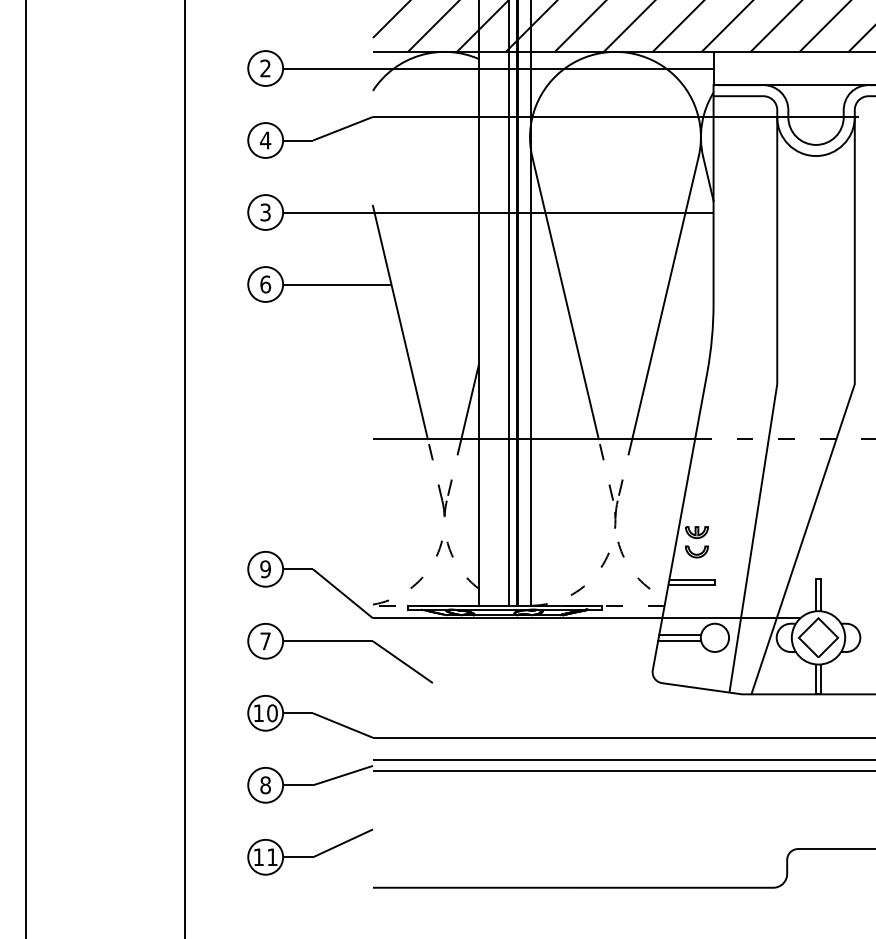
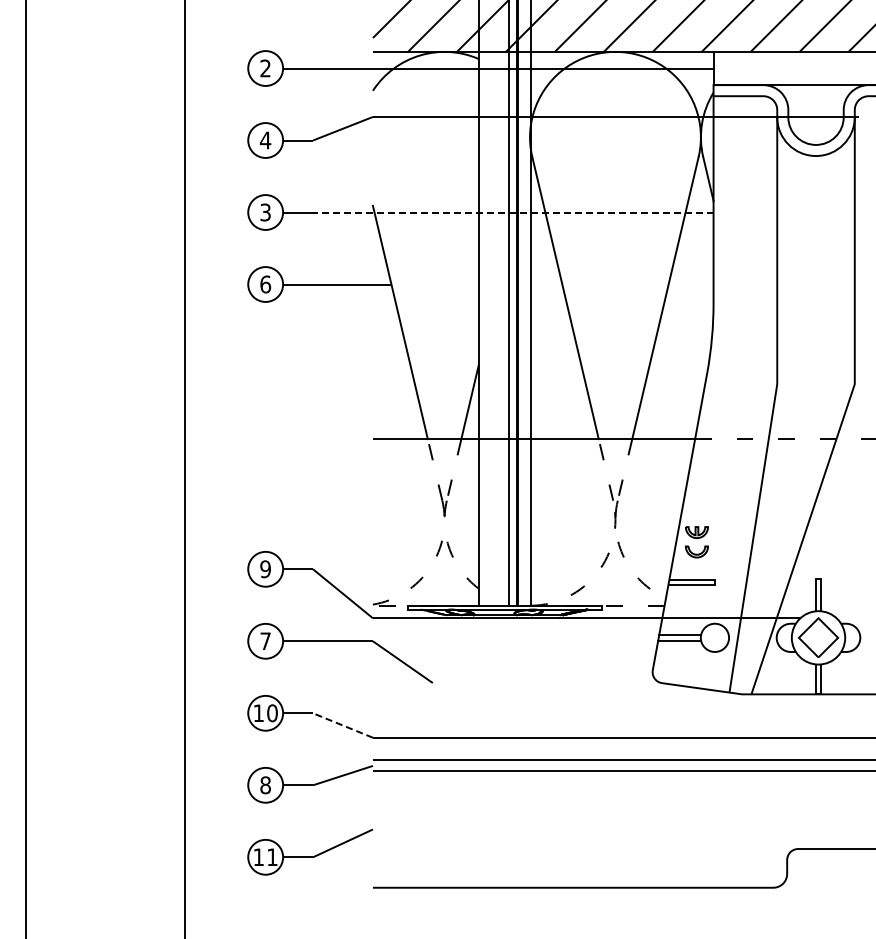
line: solid -> dashed (512, 212)
line: solid -> dashed (342, 725)
